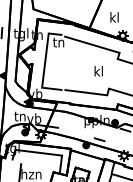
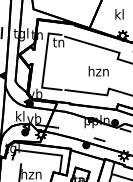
text position: (114, 17) -> (119, 14) (119, 14)
text: kl -> hzn (98, 71)
text: tn -> kl (19, 116)
